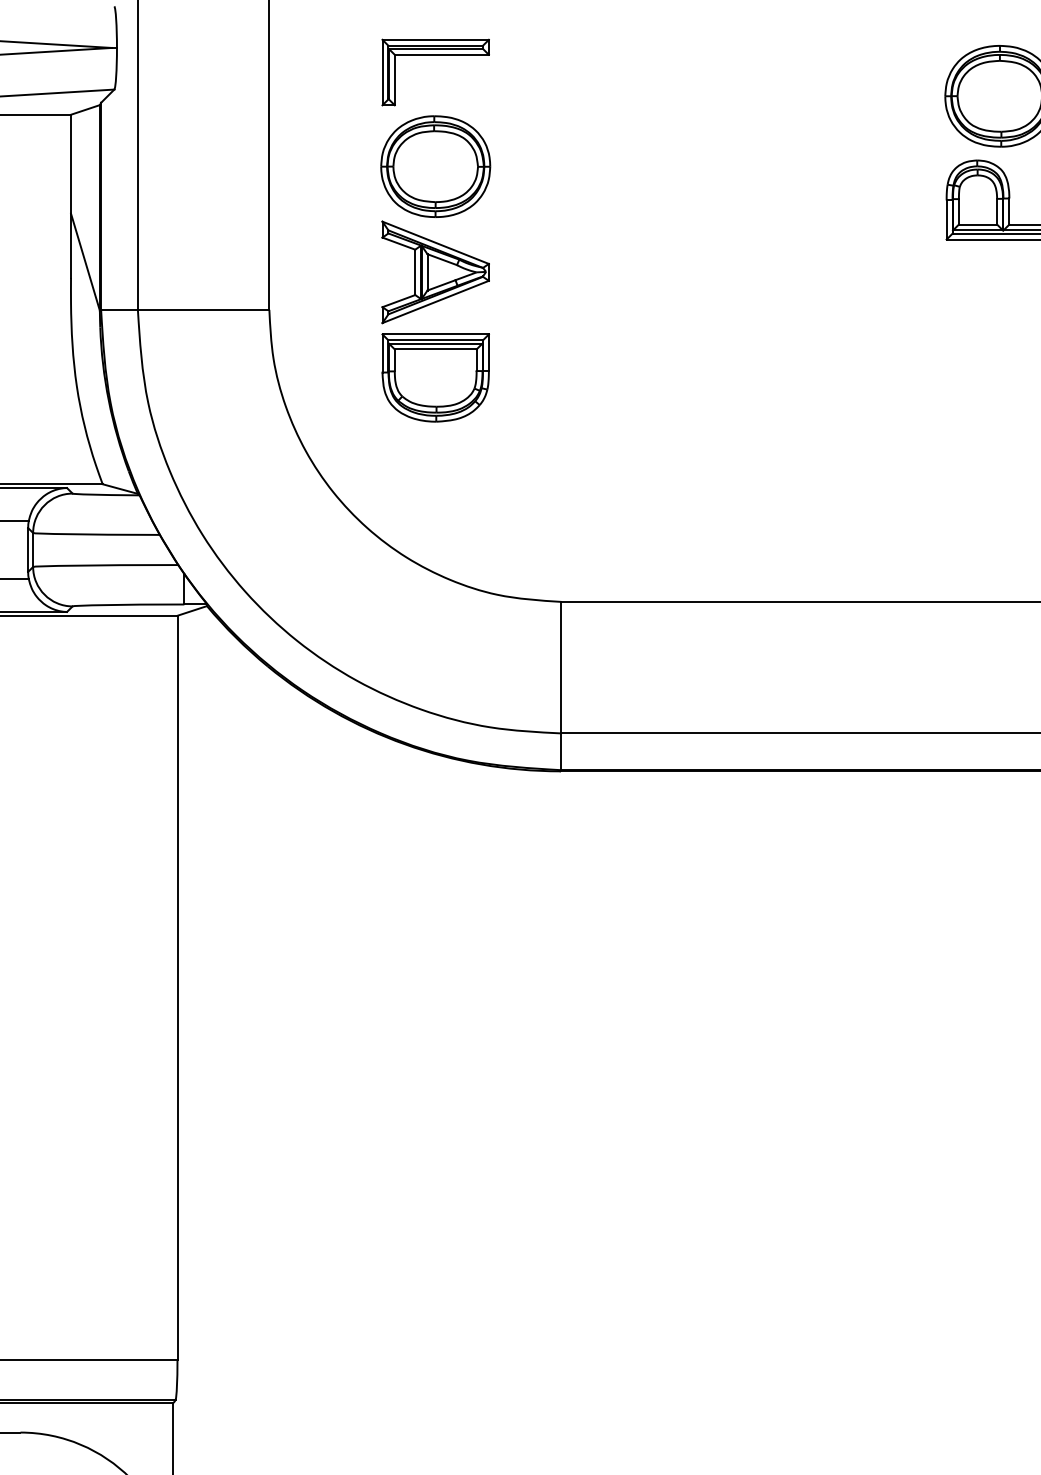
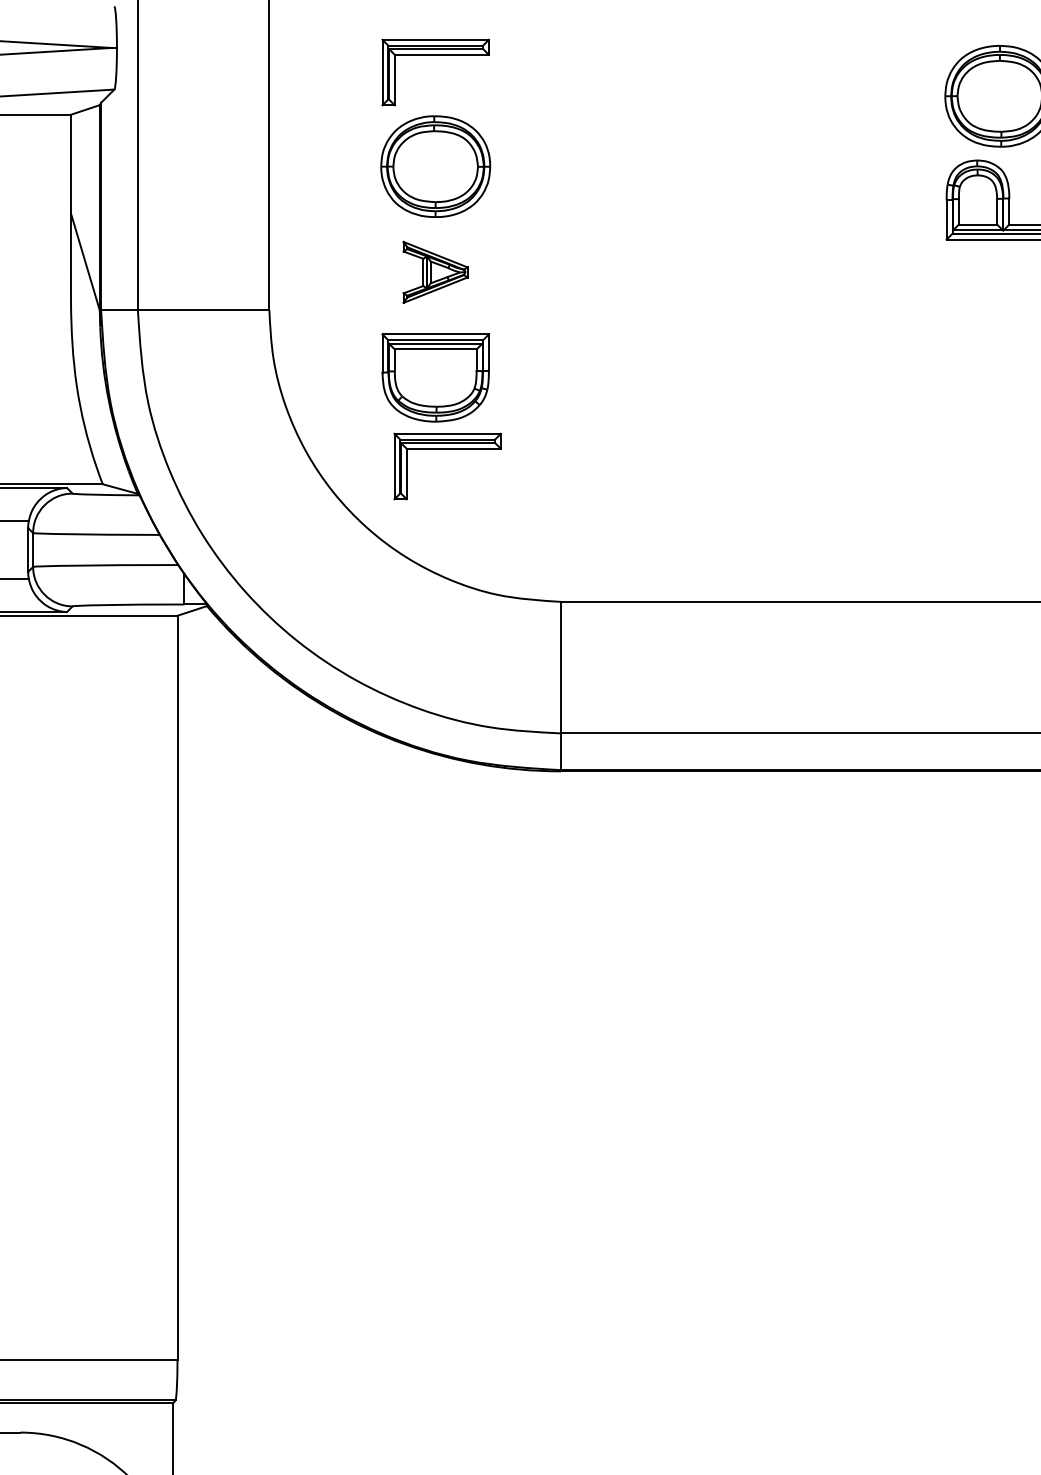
part size: 109x105 px -> 67x64 px (435, 271)
part: none -> present (447, 449)
